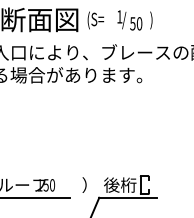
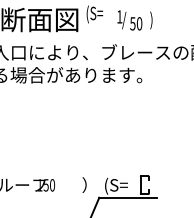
text position: (95, 20) -> (94, 14) (94, 14)
text: 後桁 -> (S= (120, 185)
line: present -> none (36, 197)
